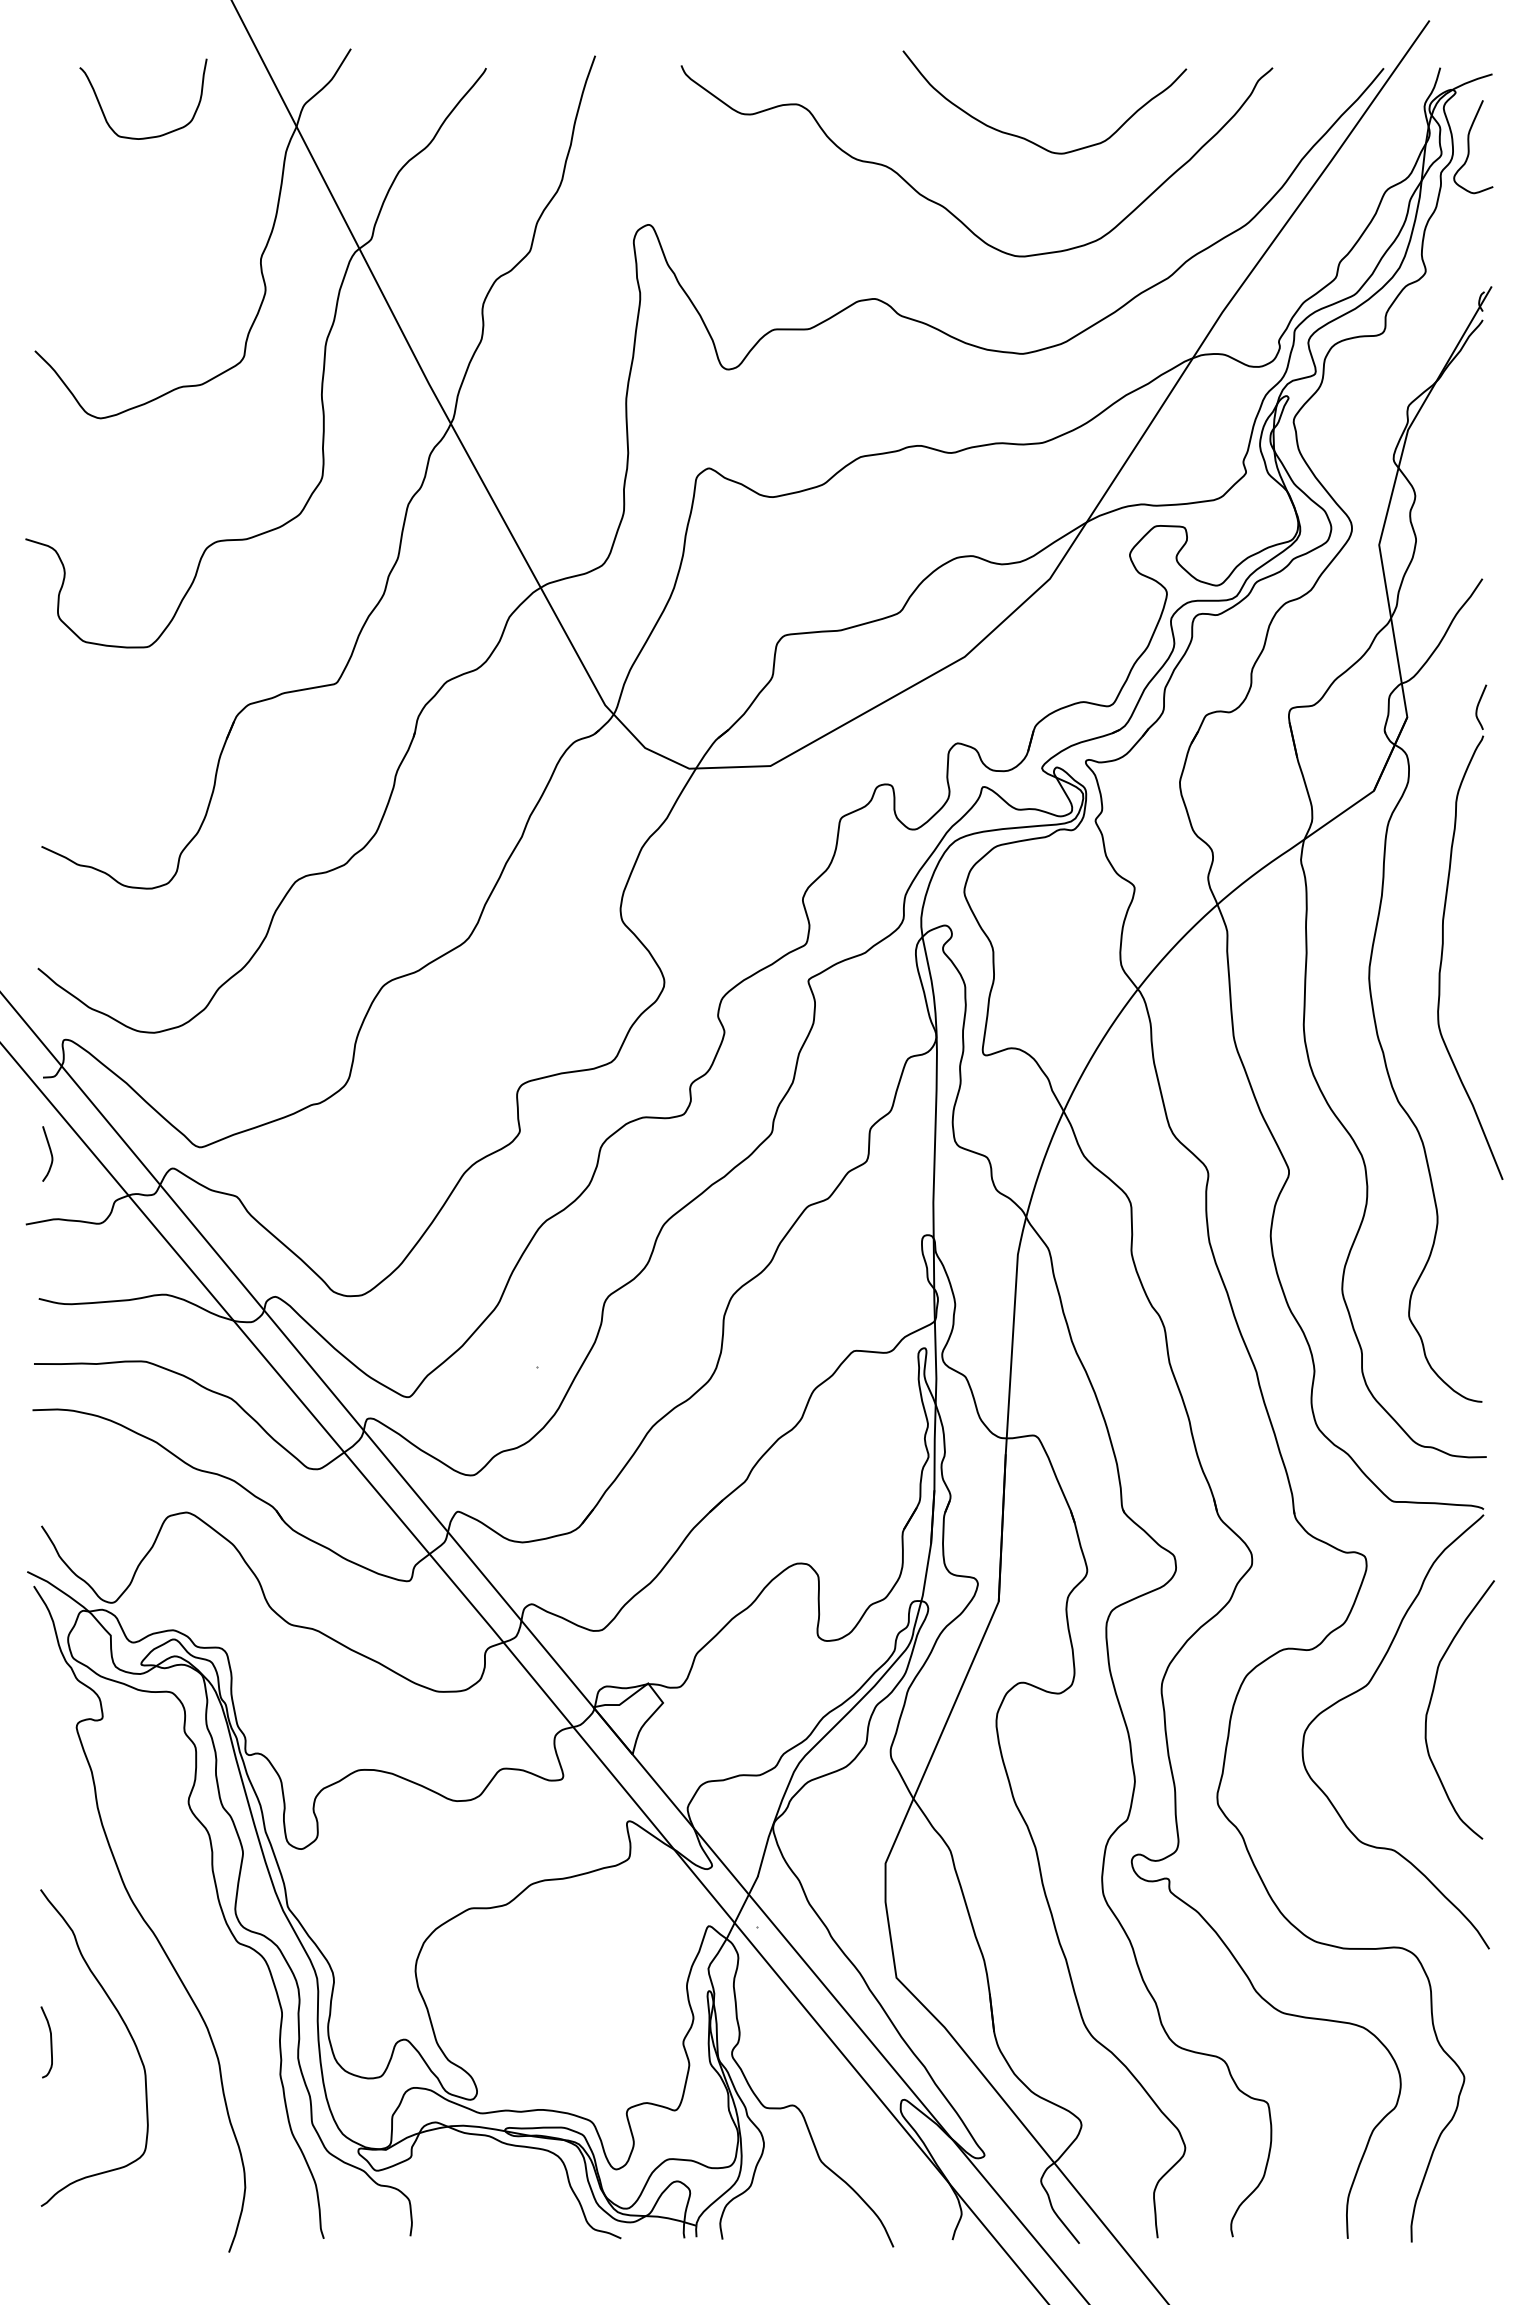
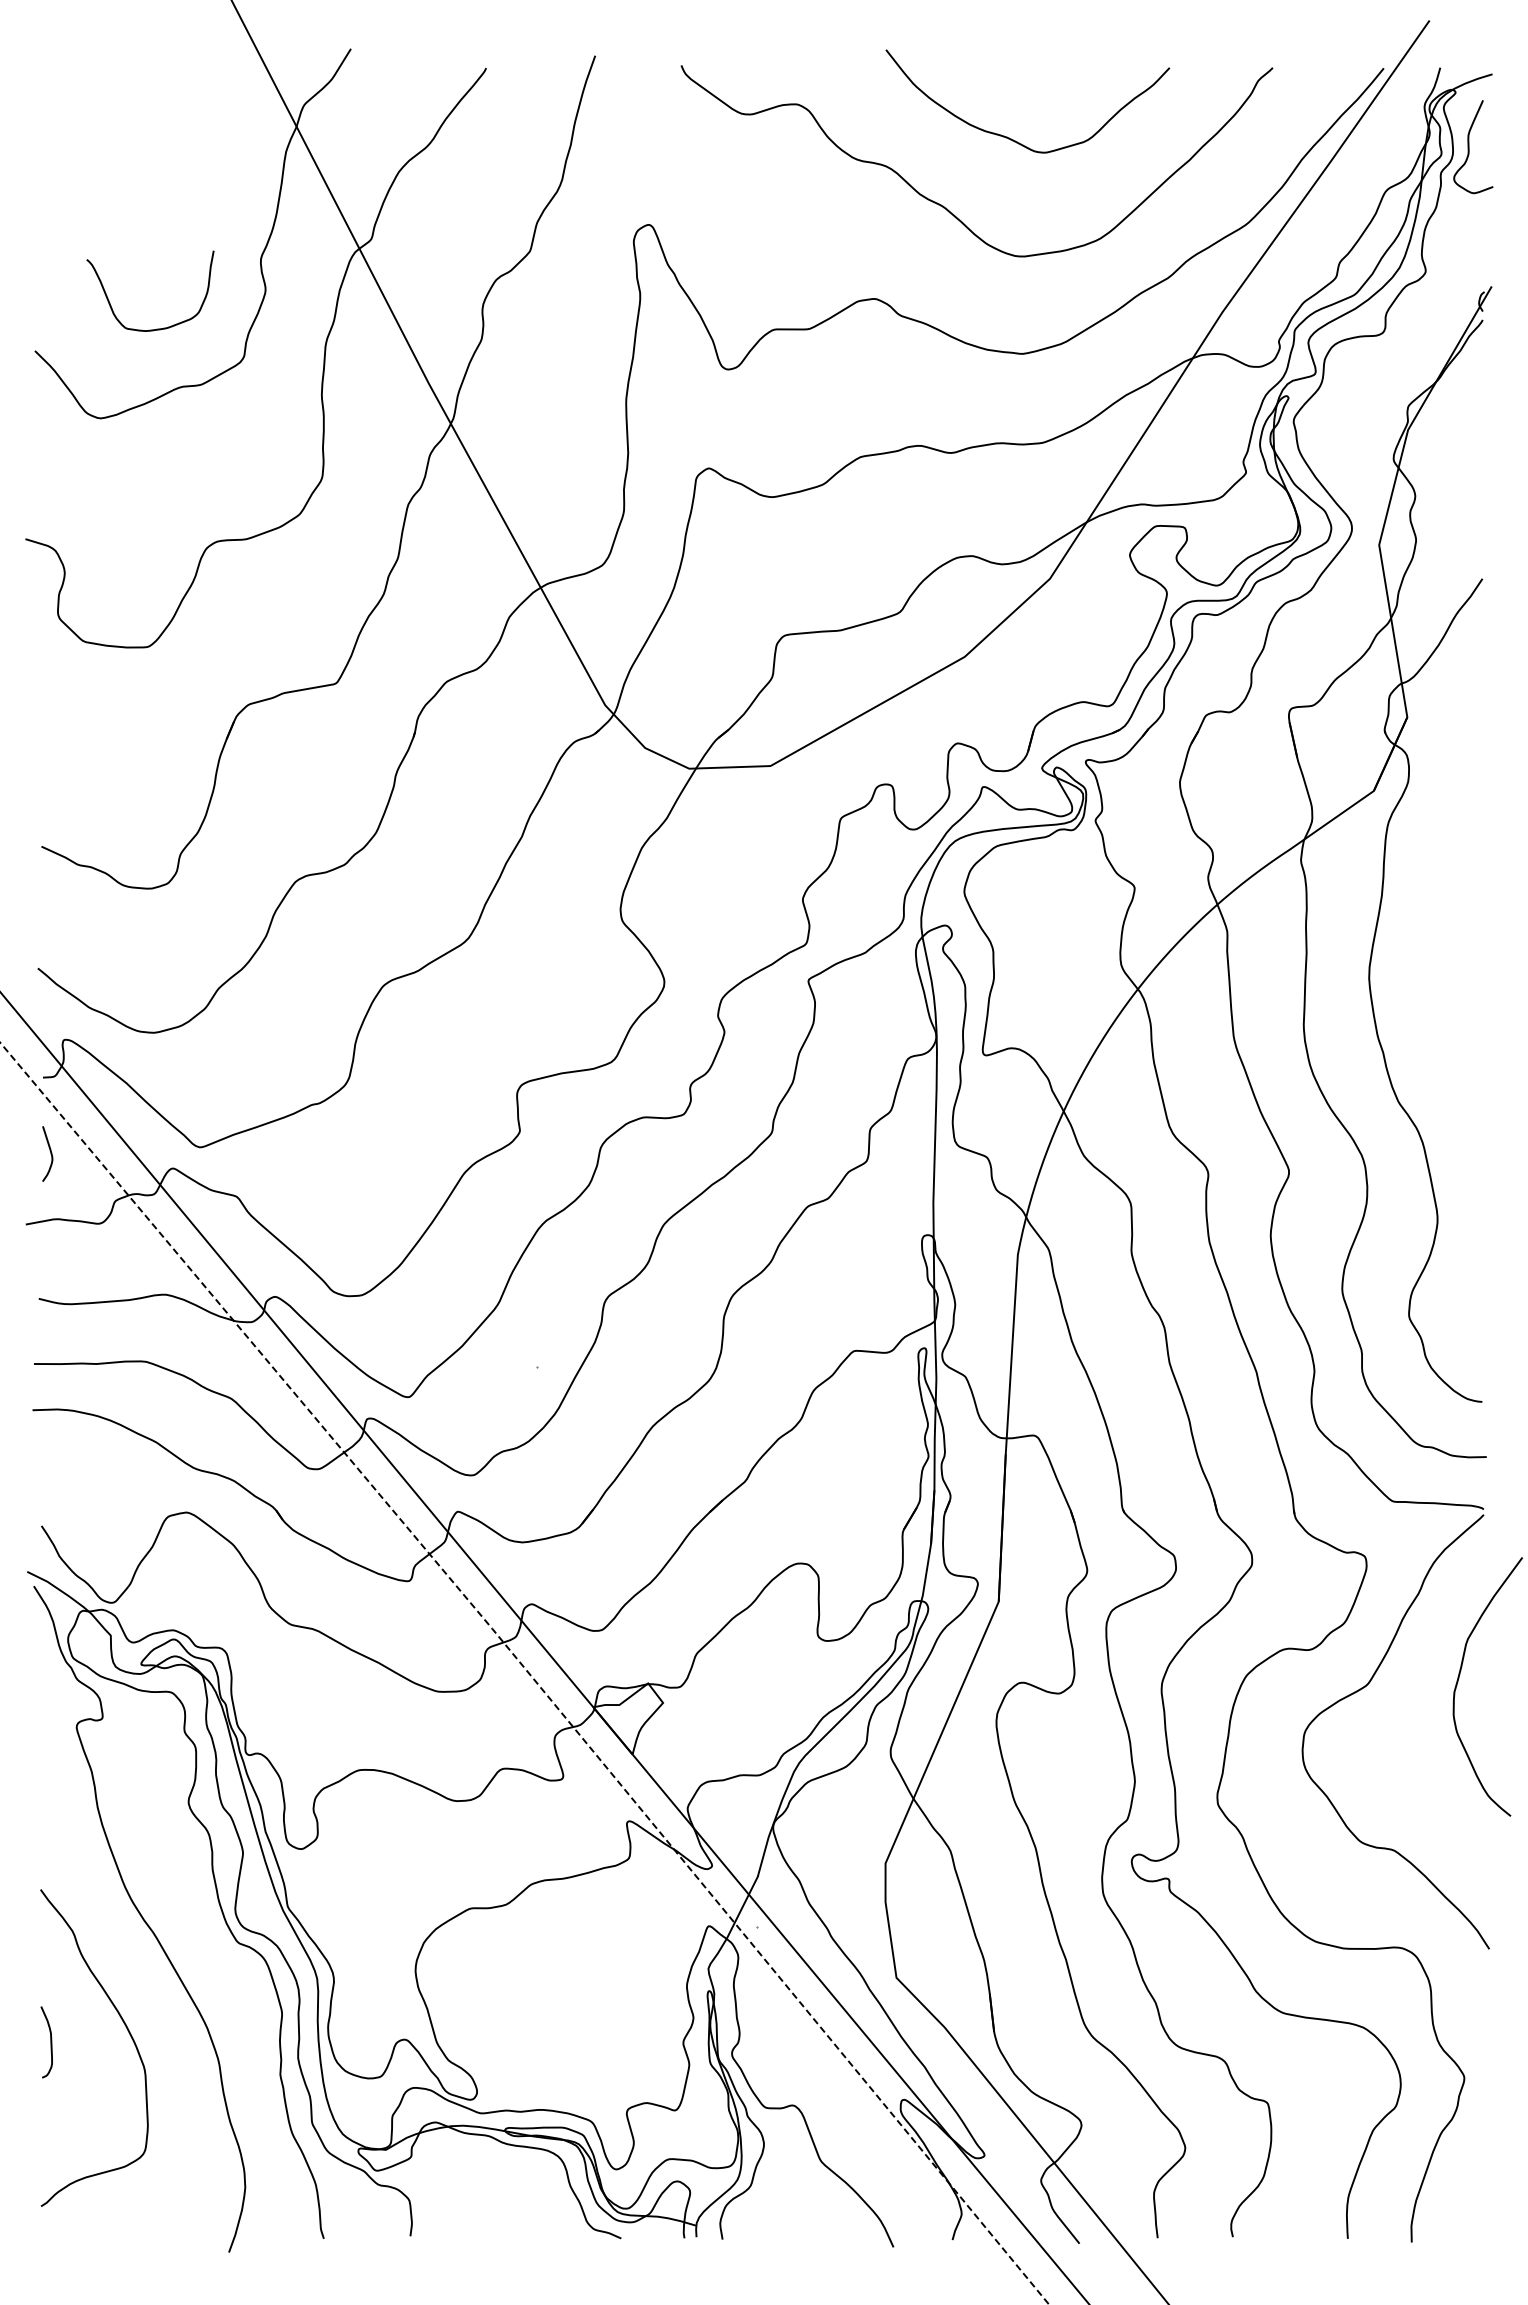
curve position: (149, 136) -> (156, 328) (156, 328)
curve position: (1026, 138) -> (1009, 137) (1009, 137)
part: present -> none (1443, 931)
line: solid -> dashed (526, 1670)
curve position: (1431, 1701) -> (1459, 1678) (1459, 1678)
